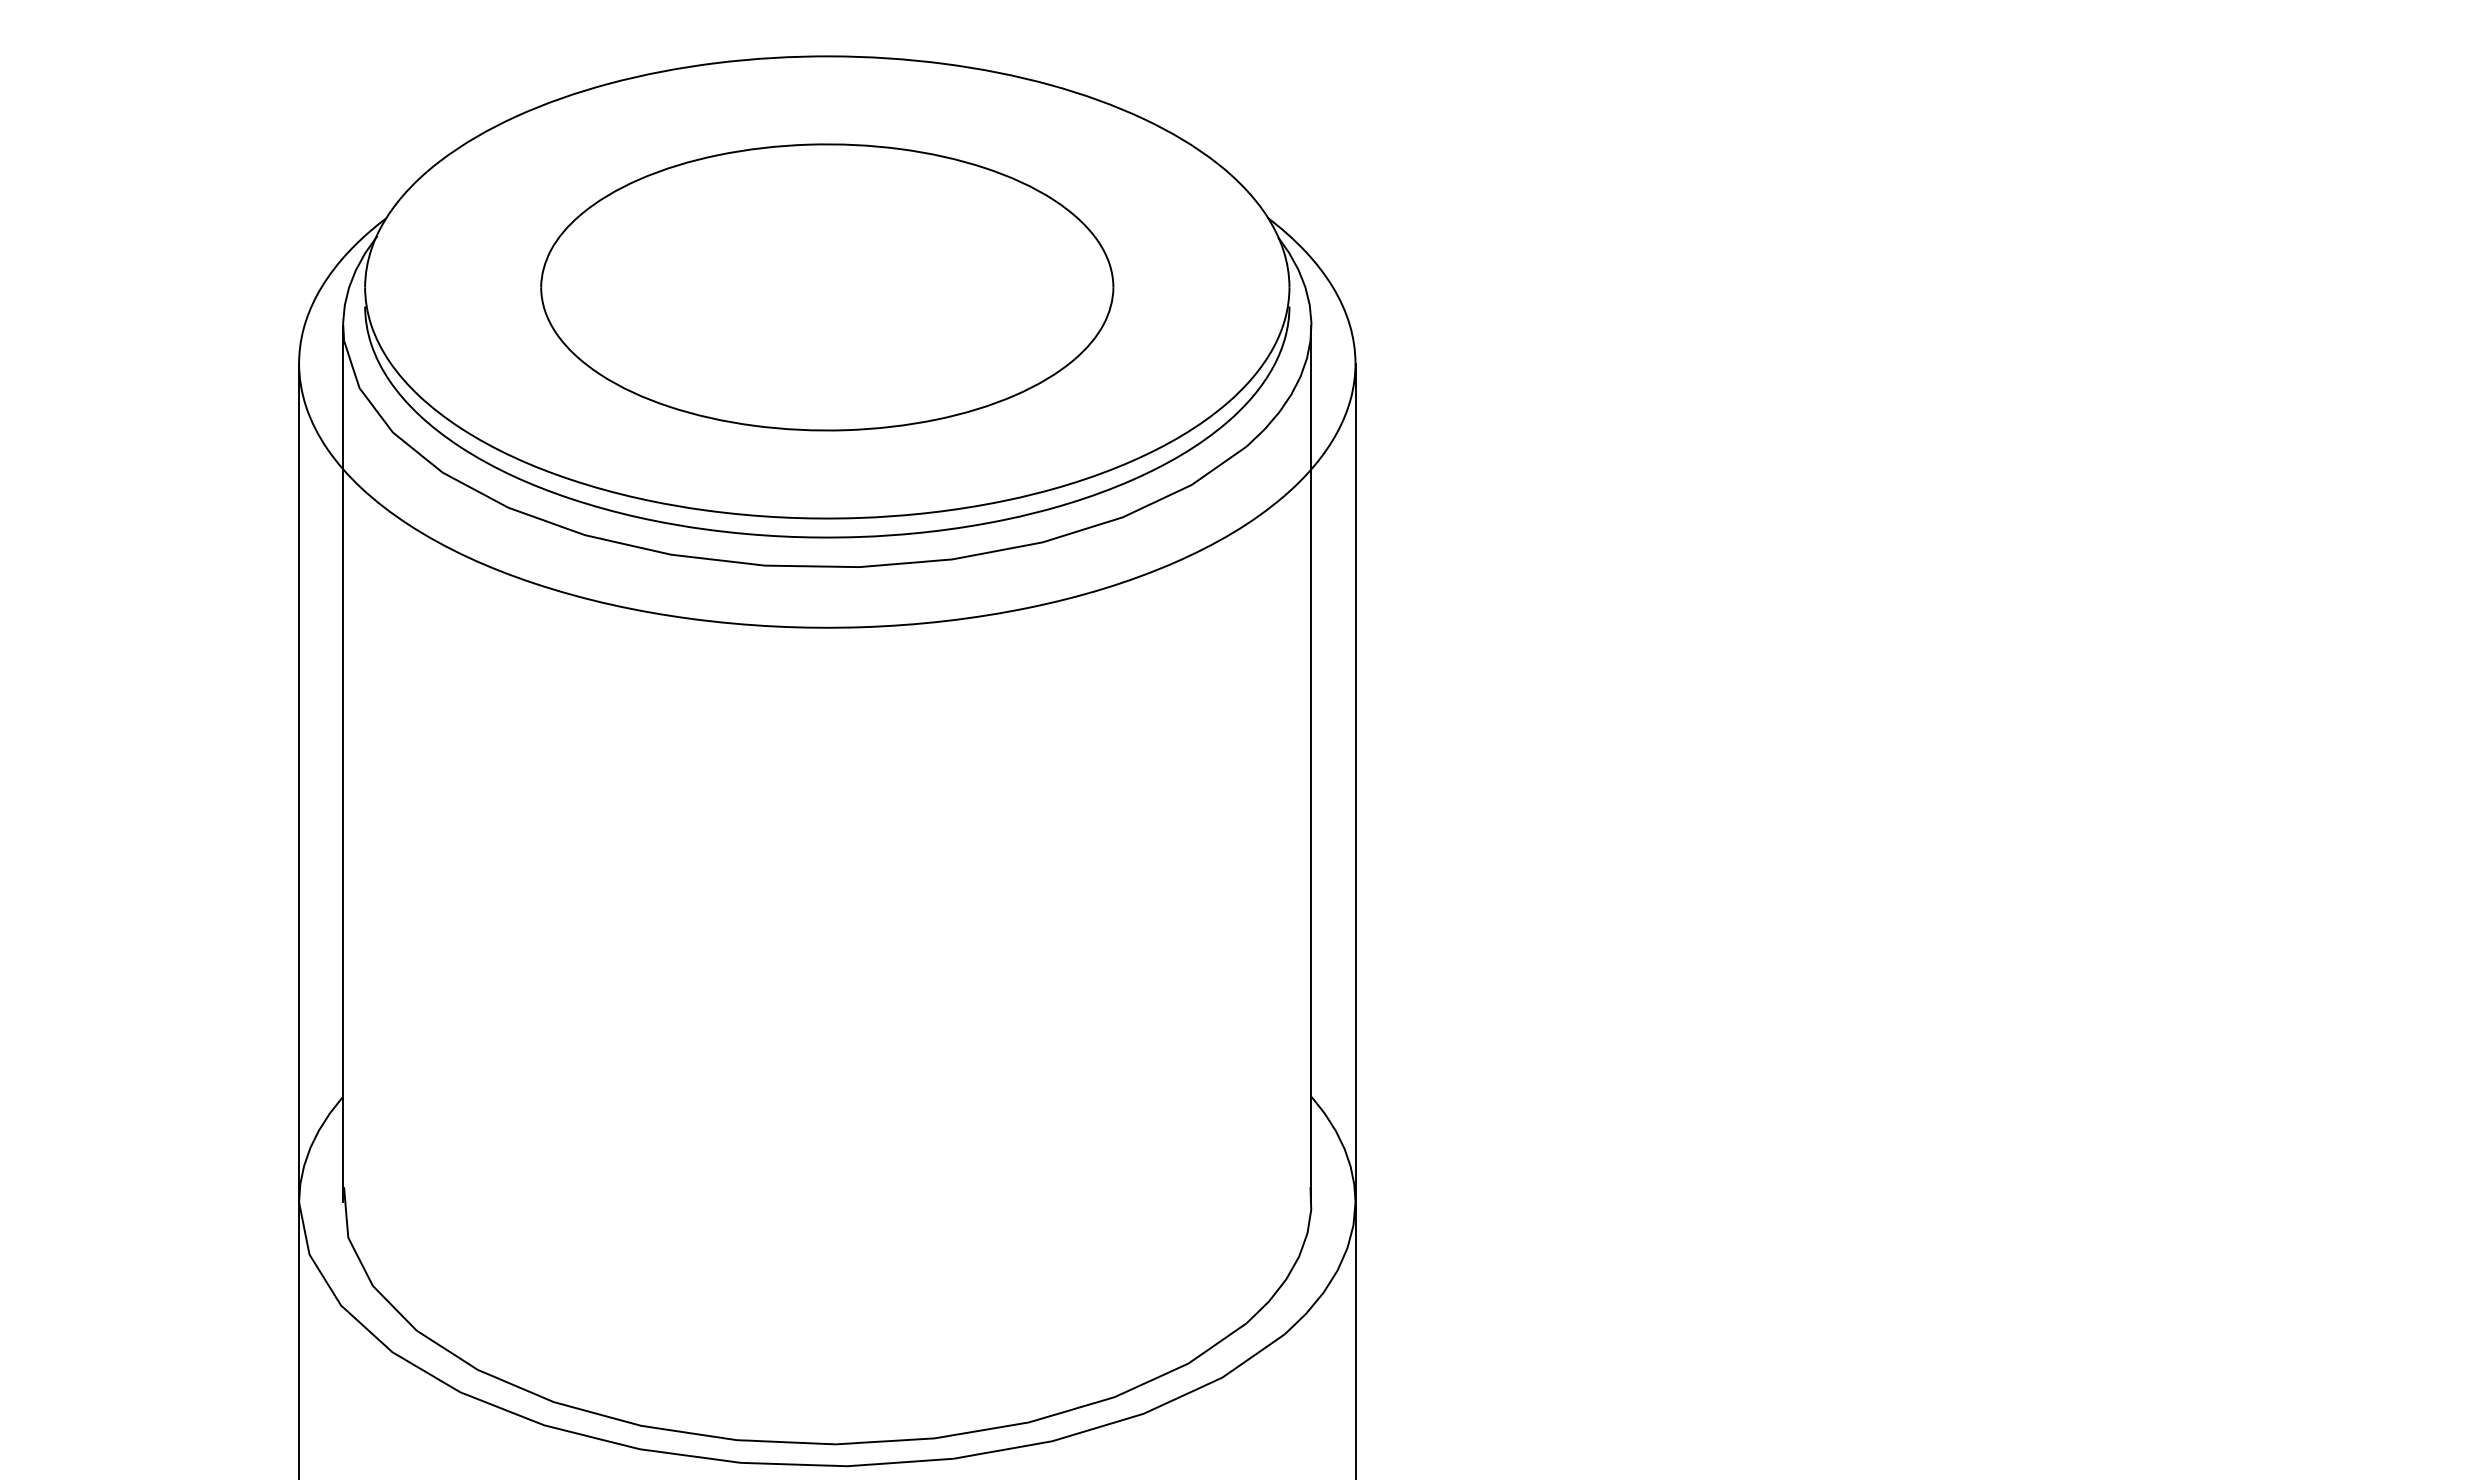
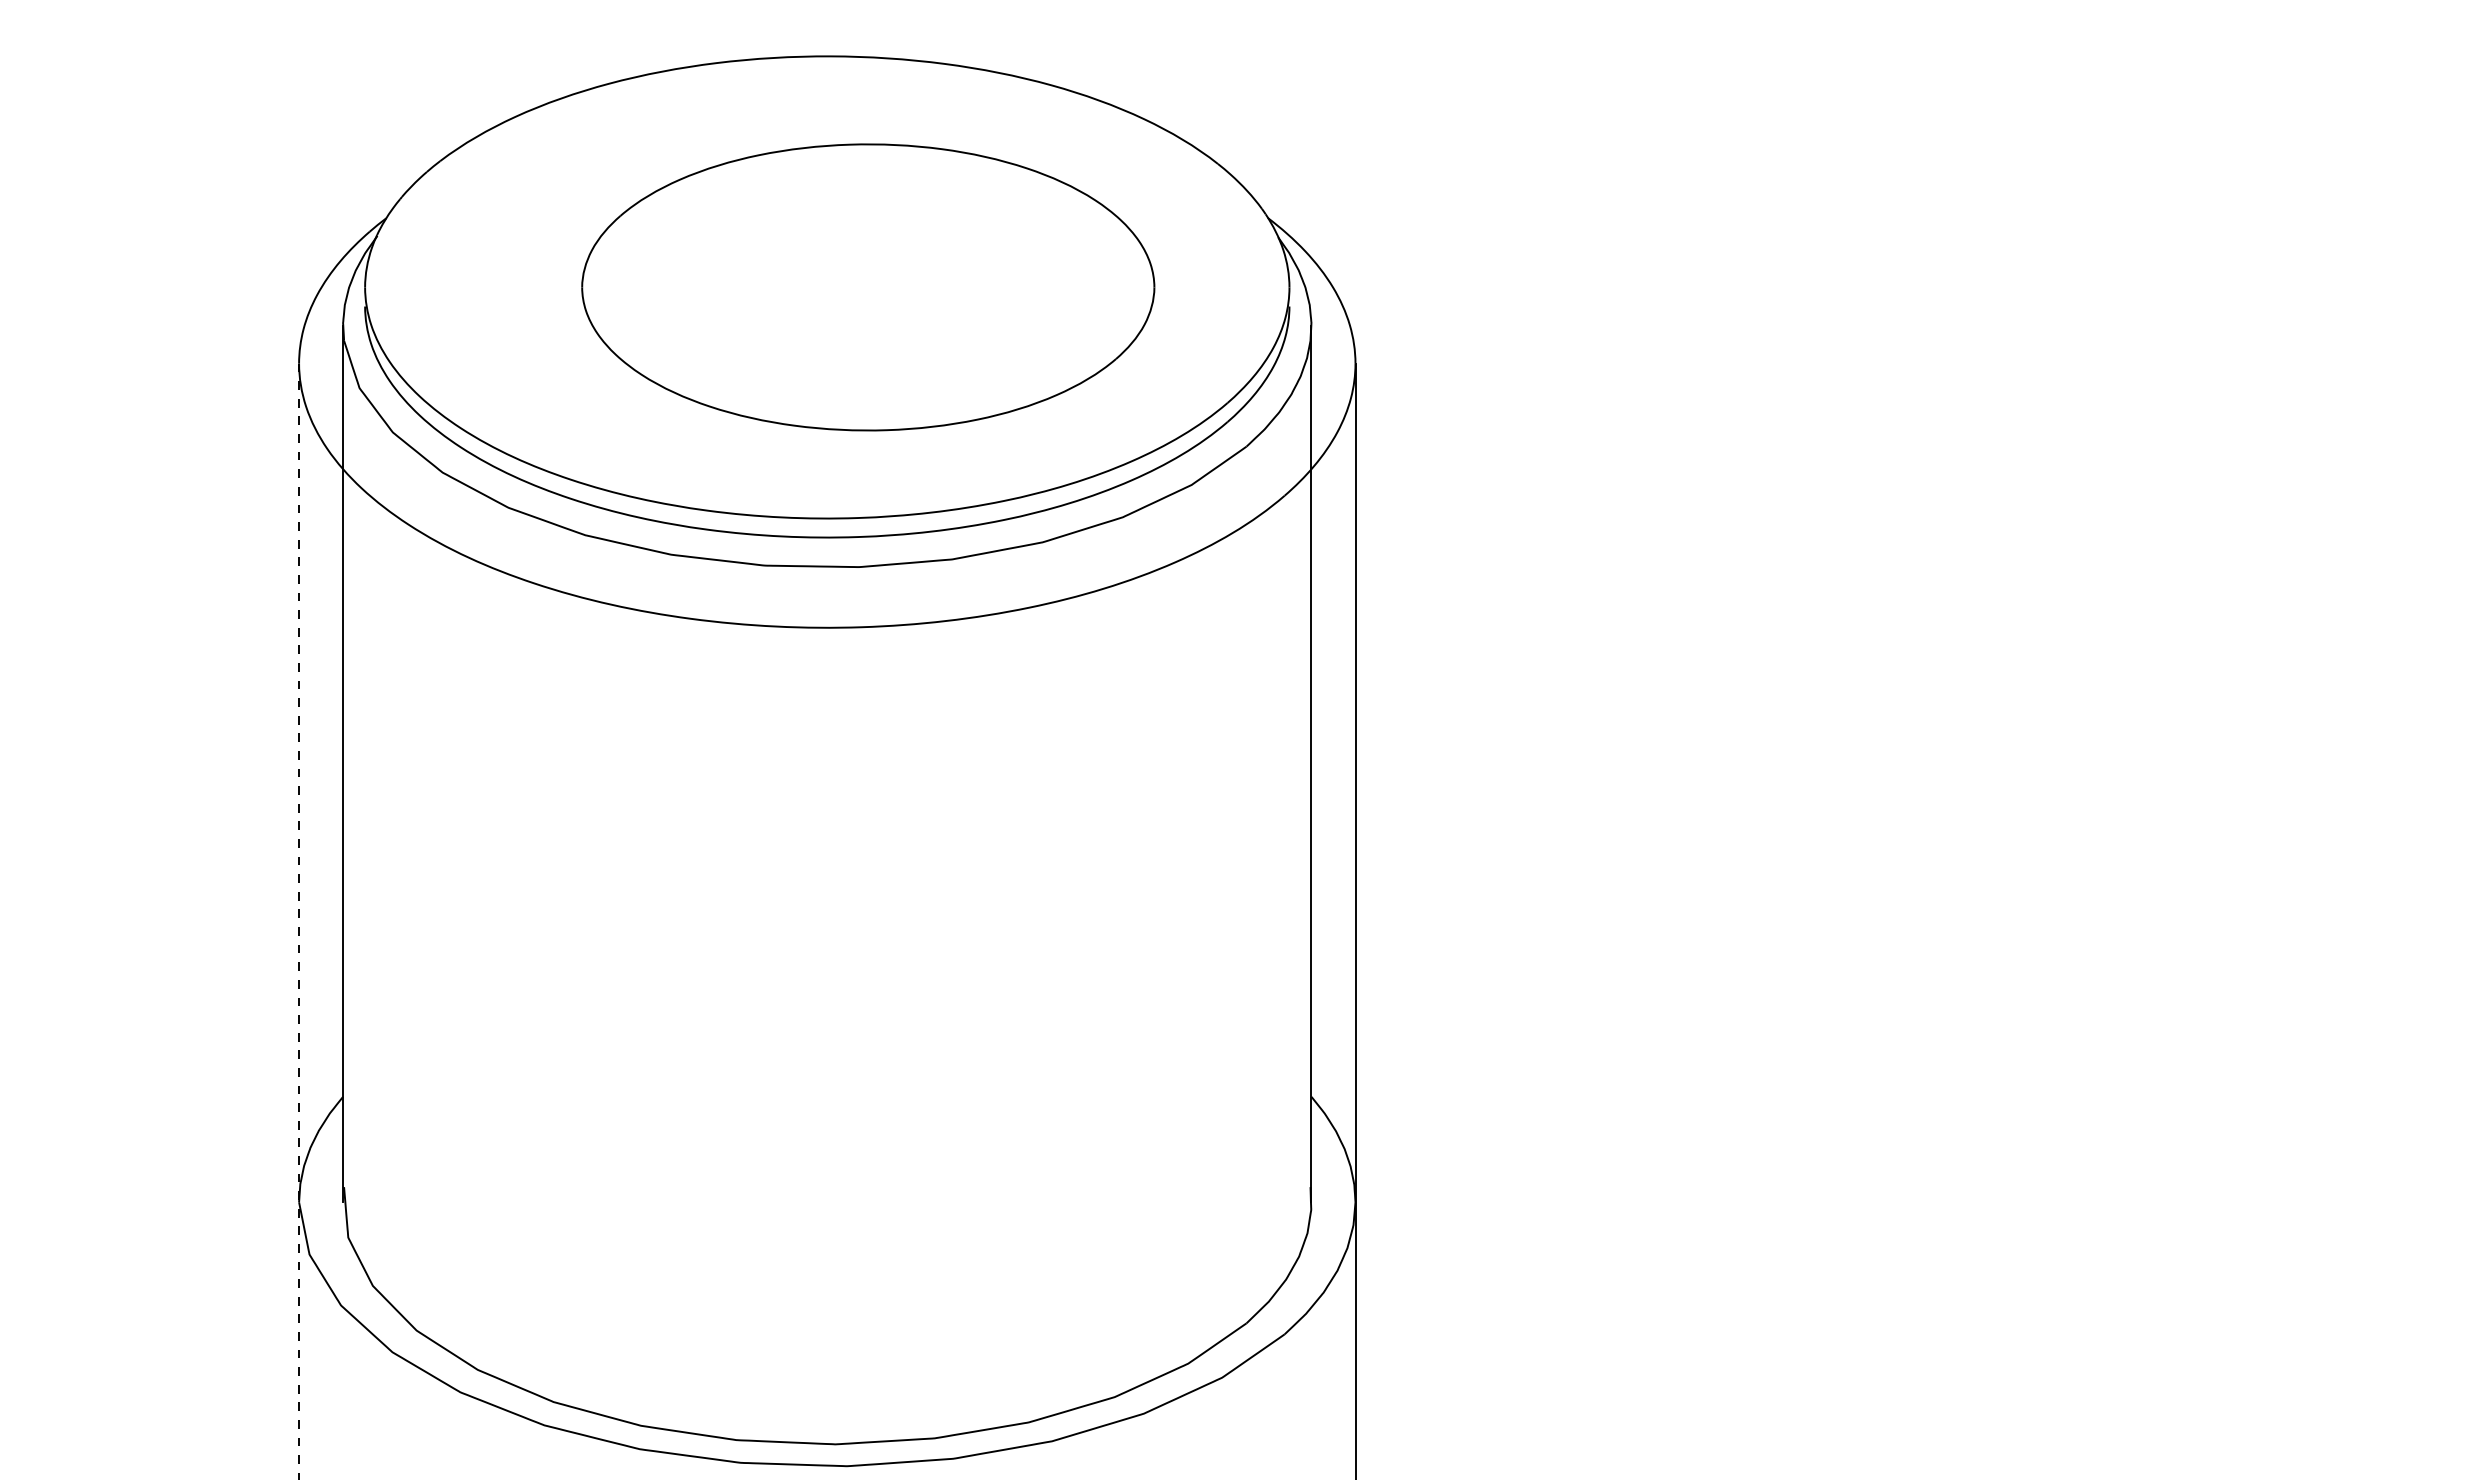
part position: (827, 287) -> (868, 287) (868, 287)
line: solid -> dashed (299, 921)
